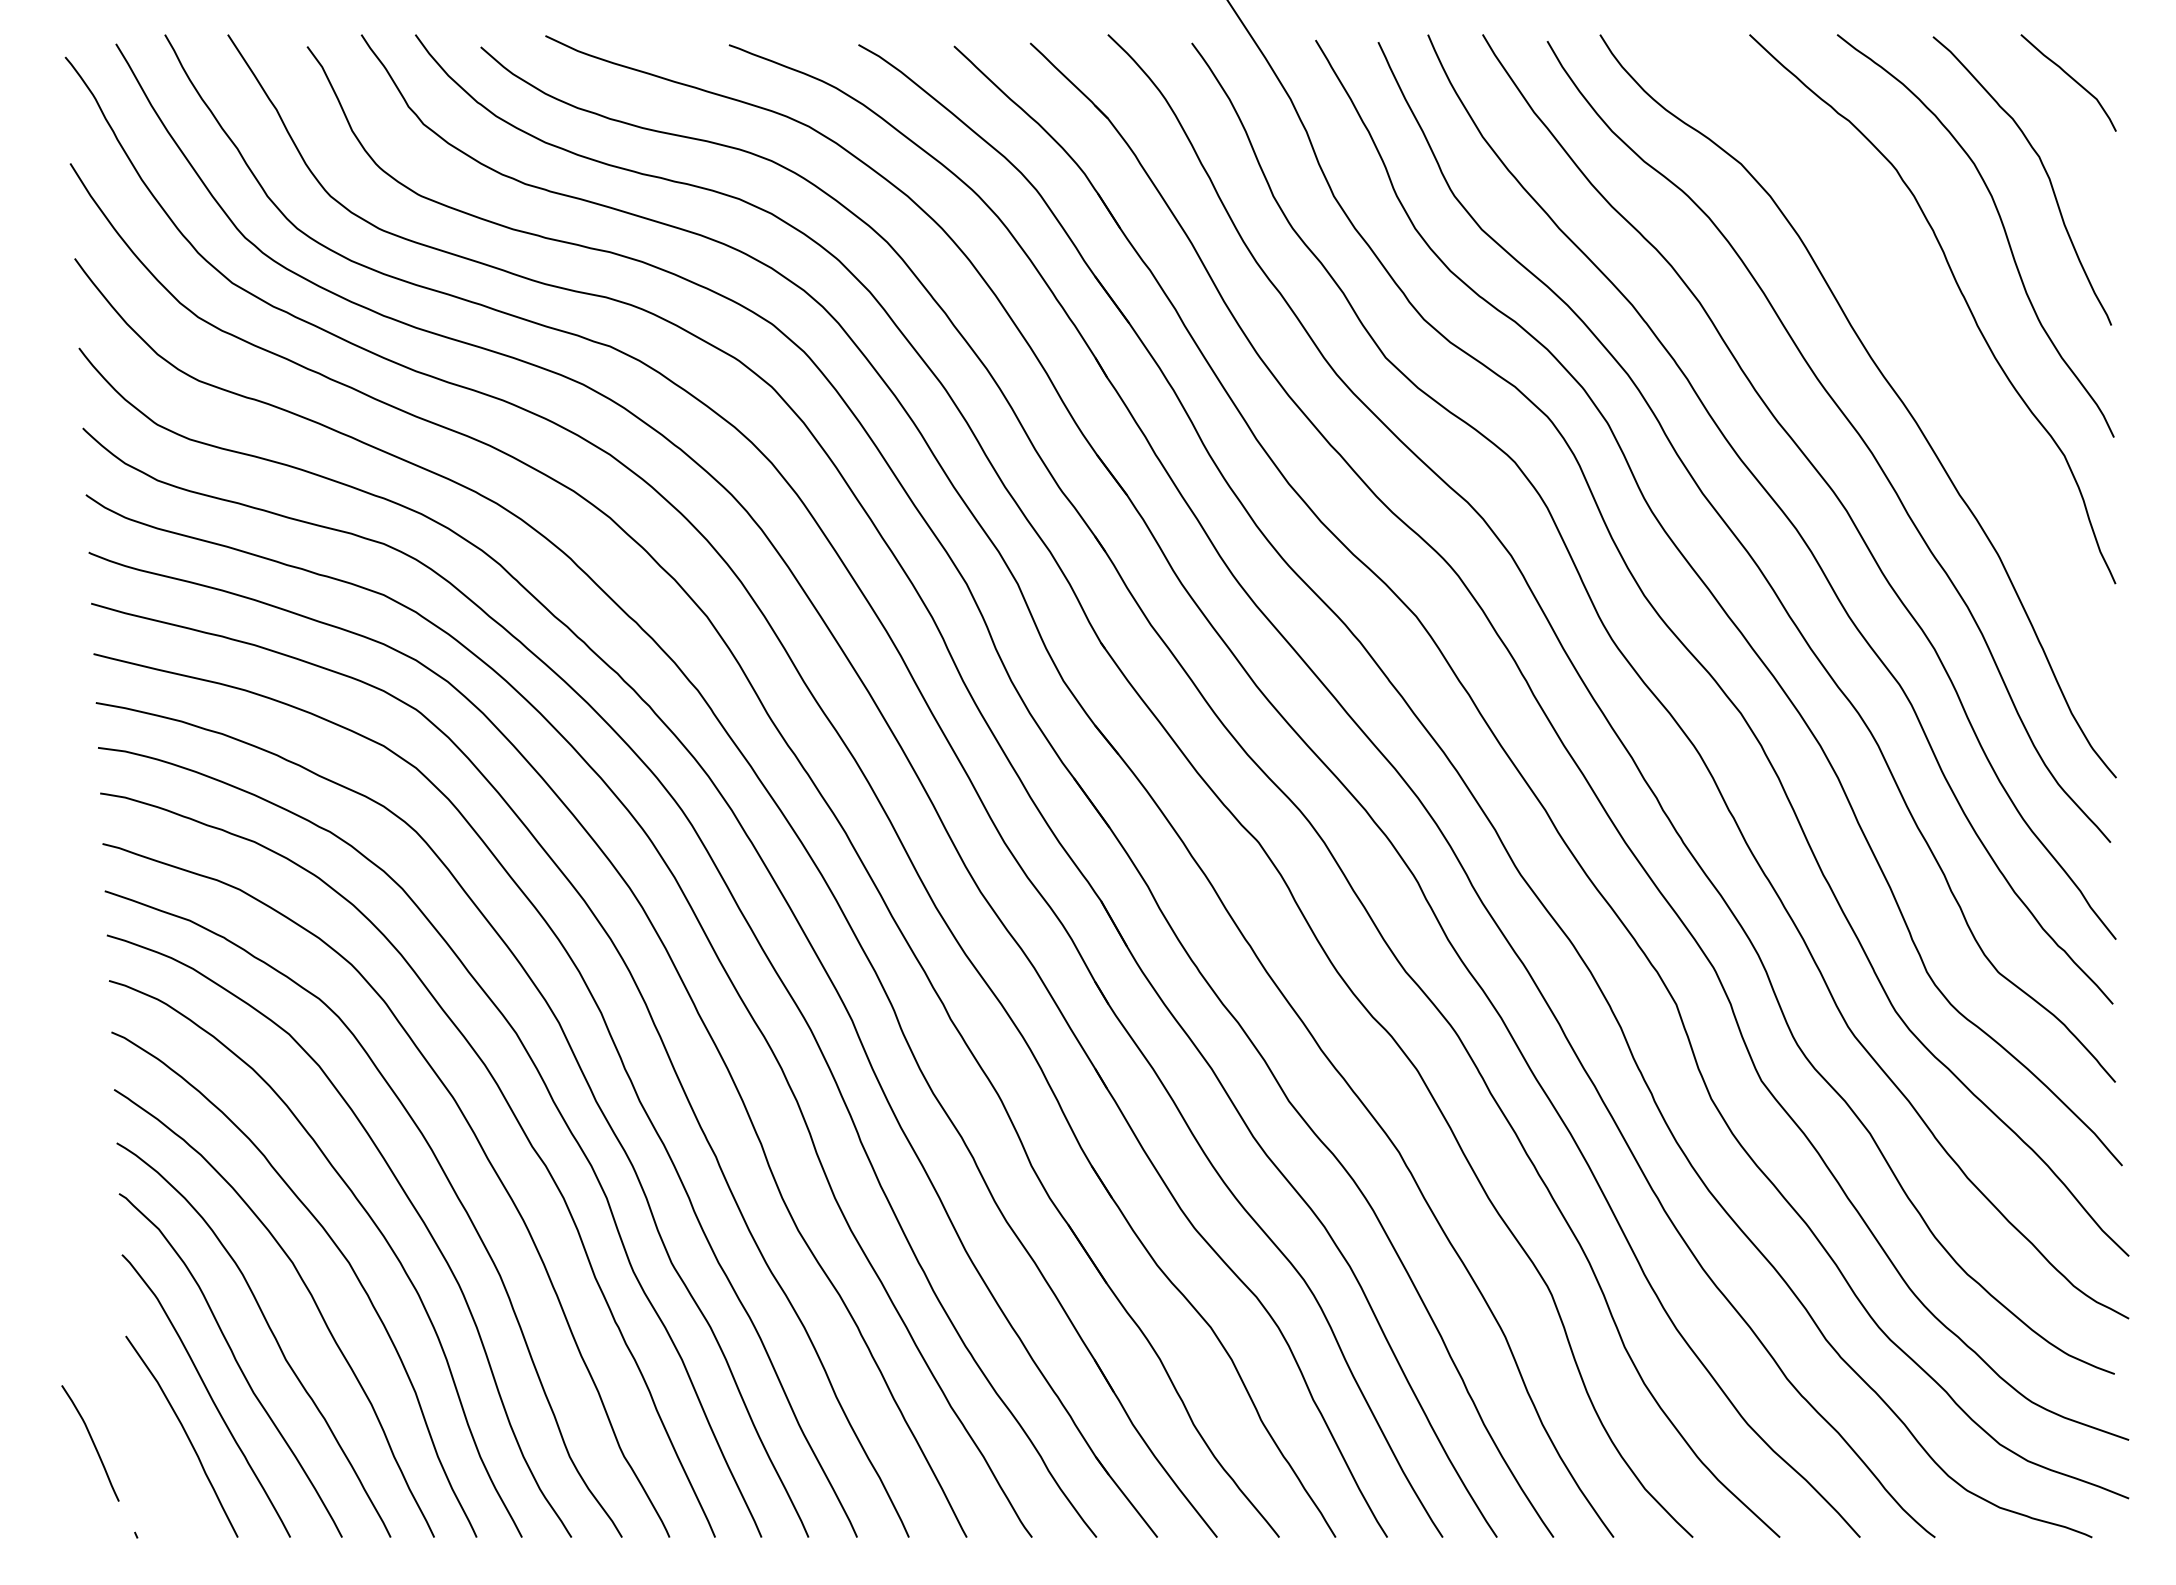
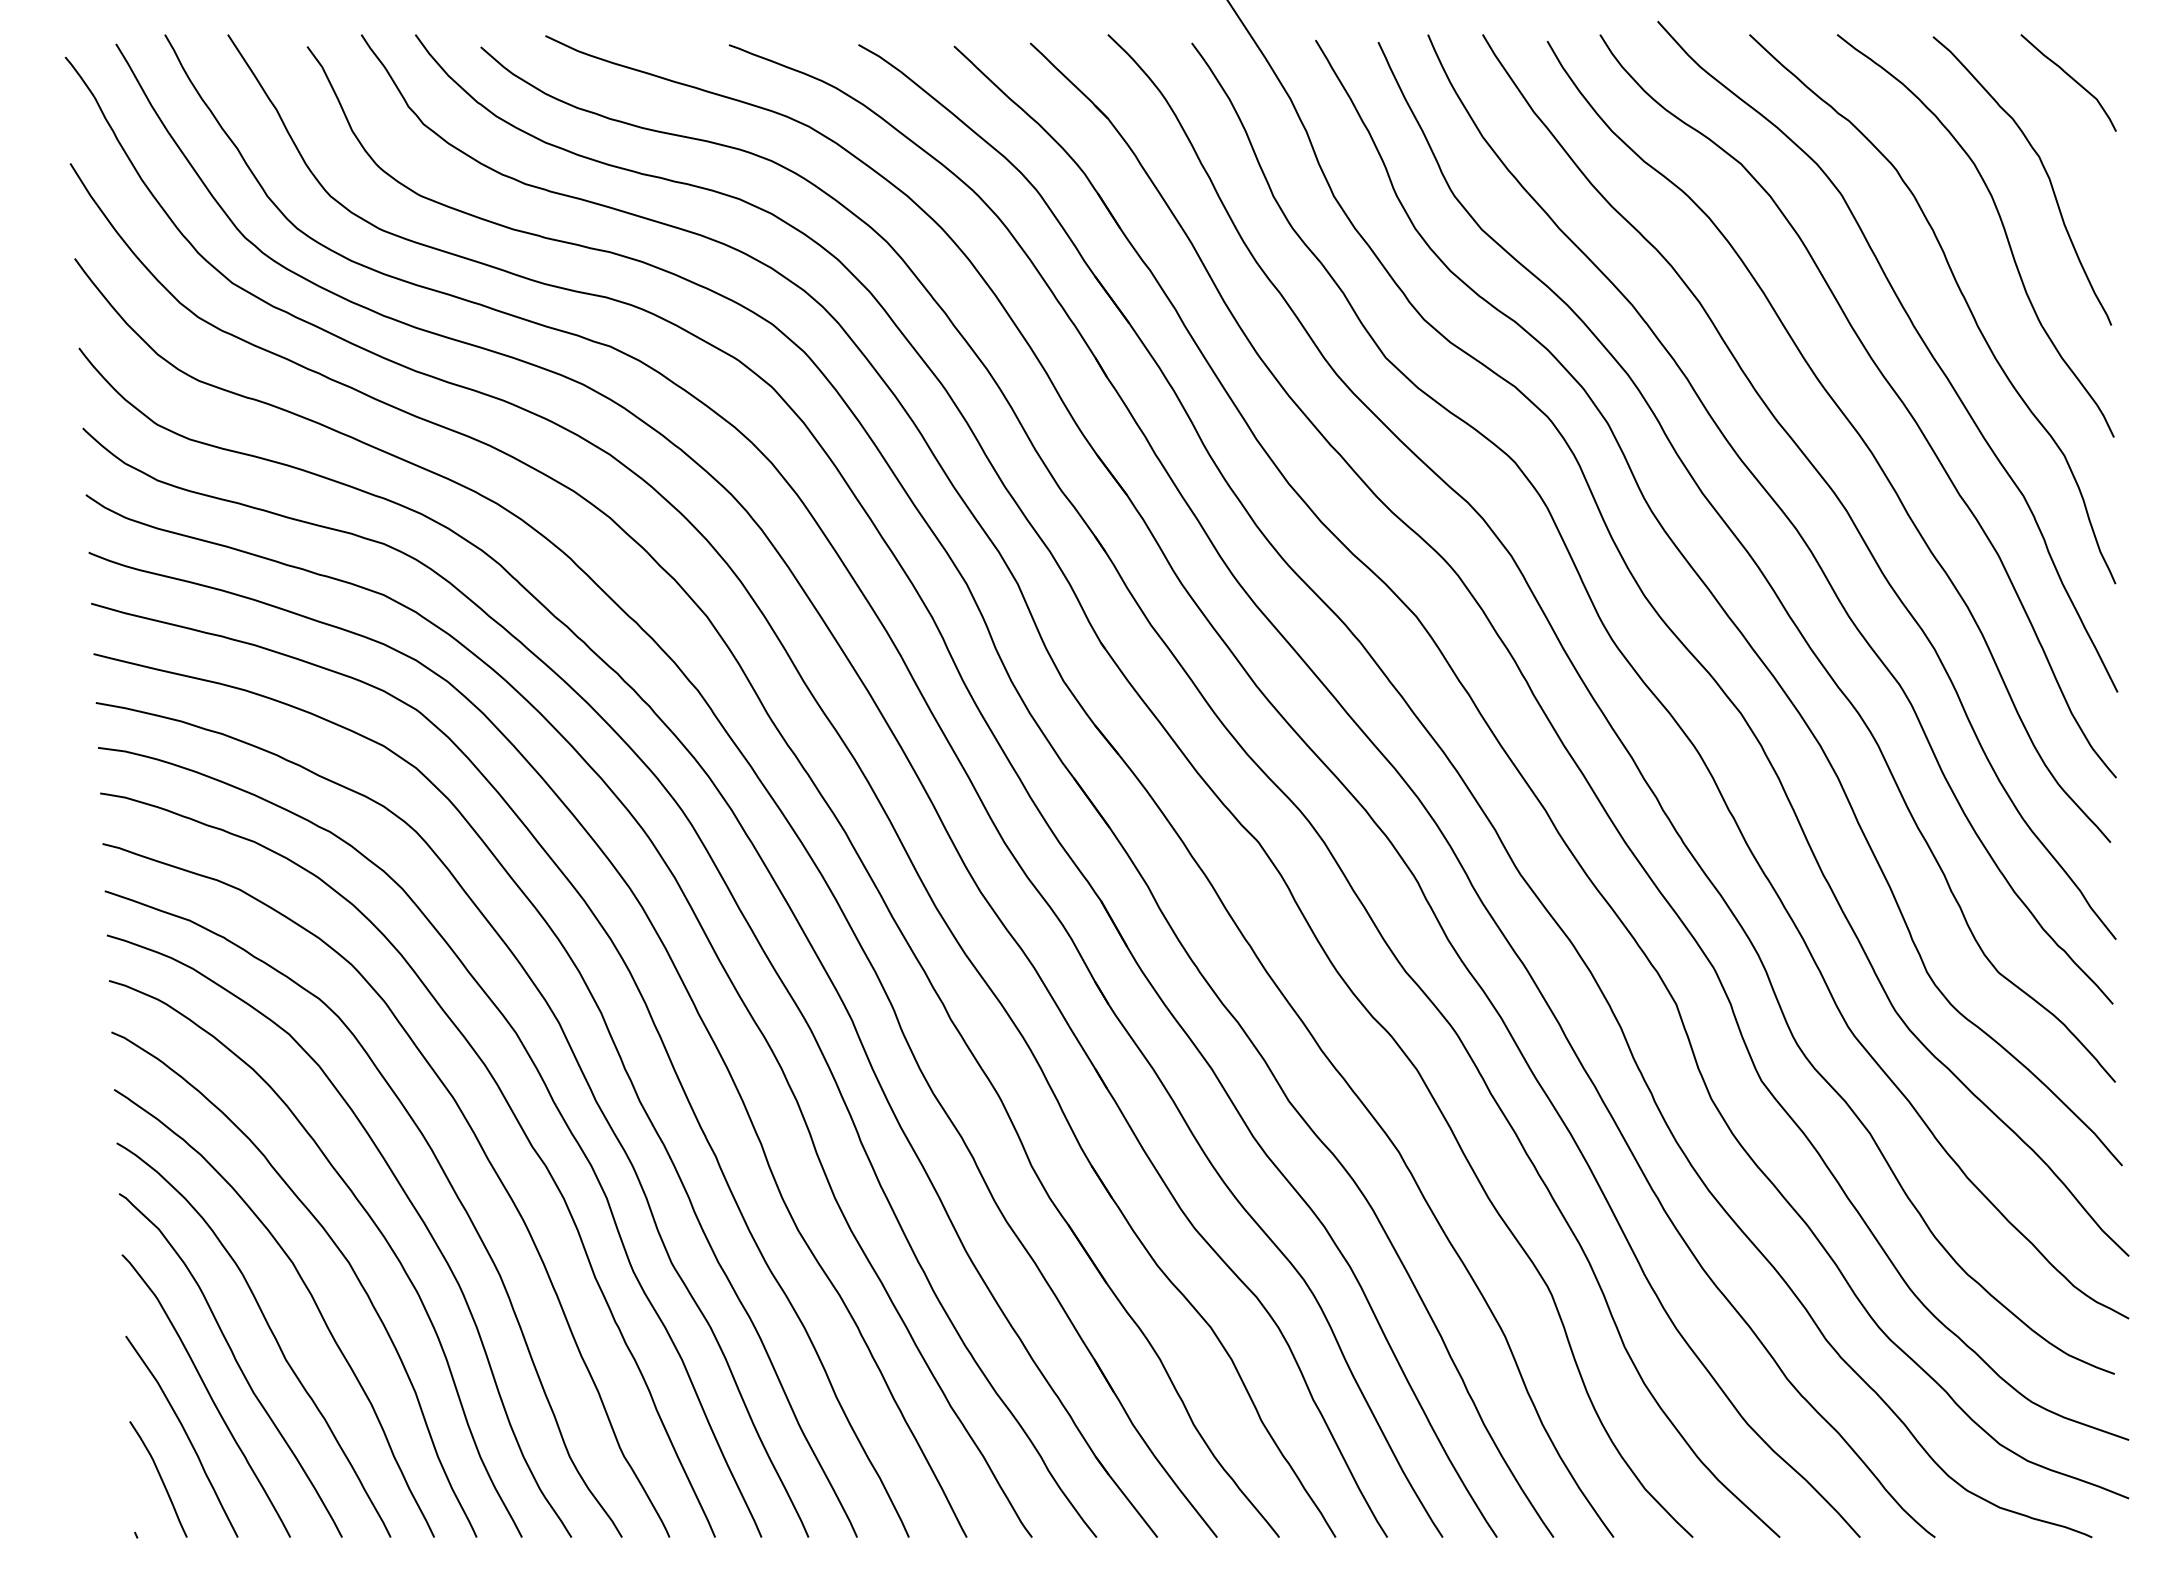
curve: none -> present (1919, 337)
curve position: (92, 1443) -> (160, 1479) (160, 1479)
